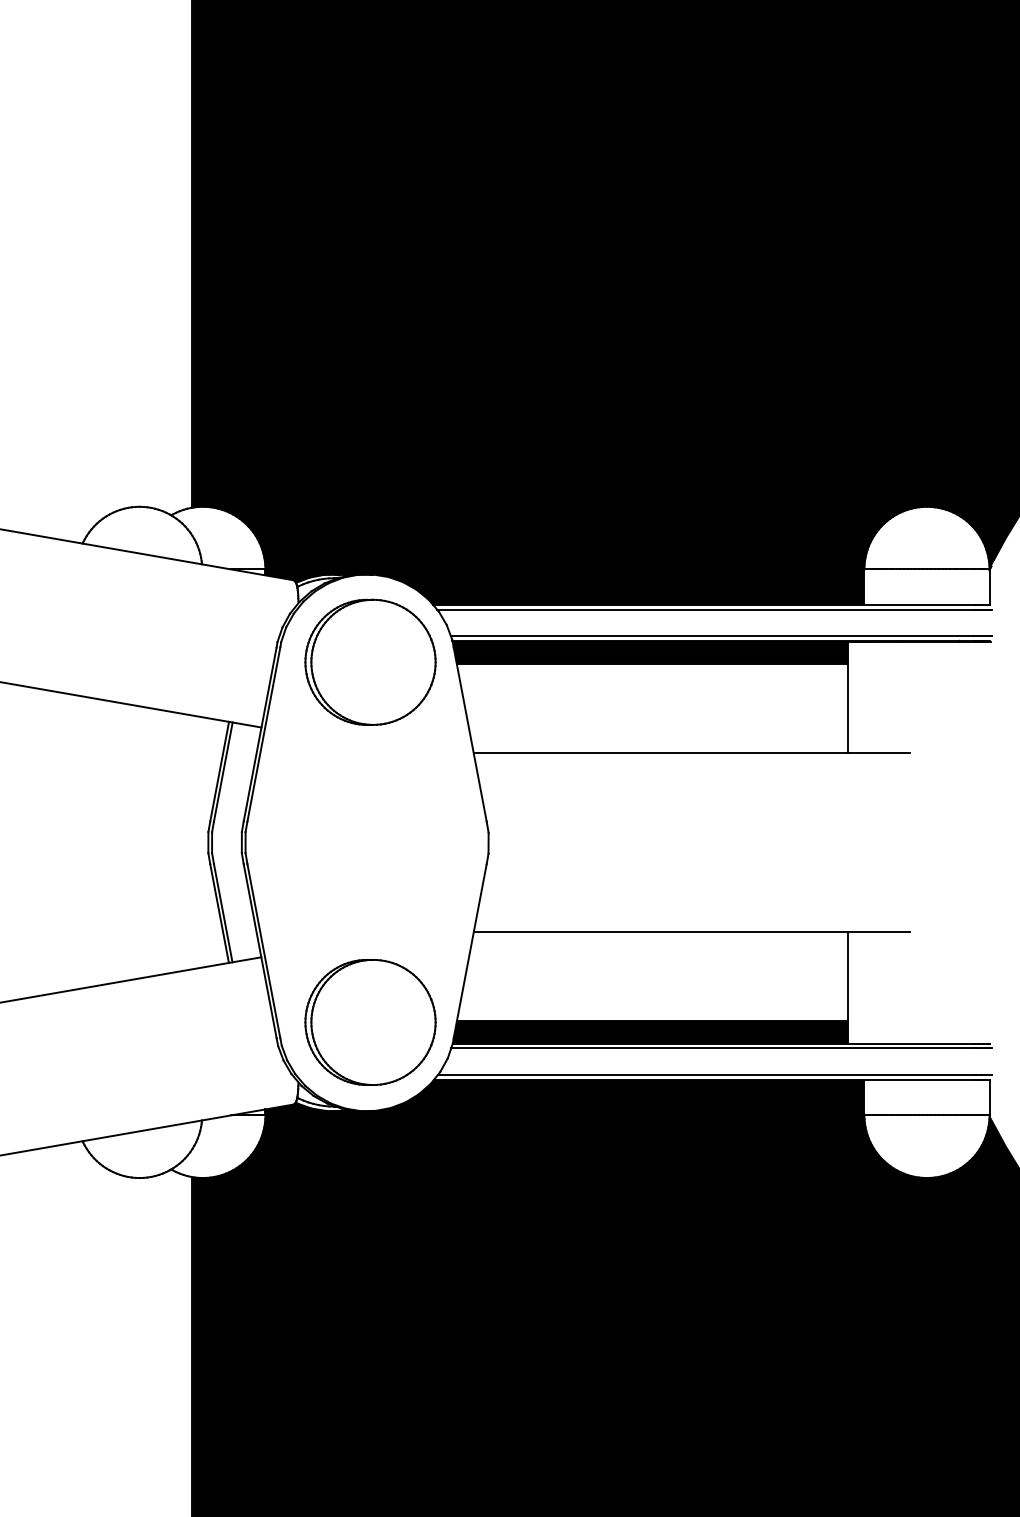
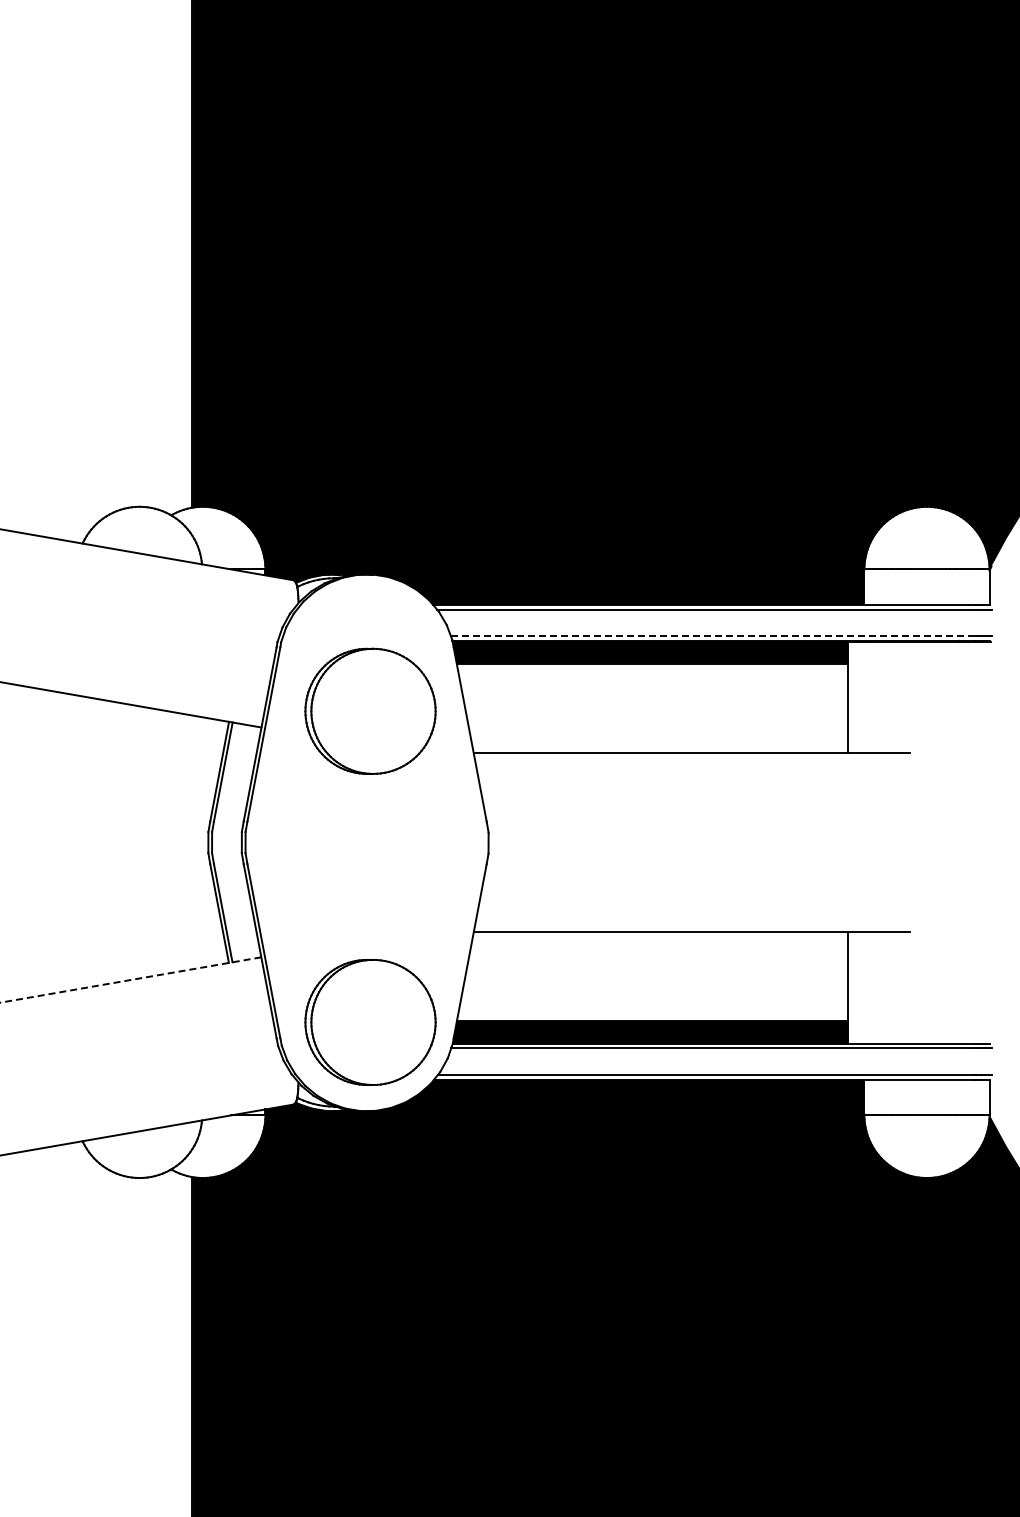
line: solid -> dashed (712, 636)
part position: (370, 661) -> (370, 710) (370, 710)
line: solid -> dashed (130, 980)
